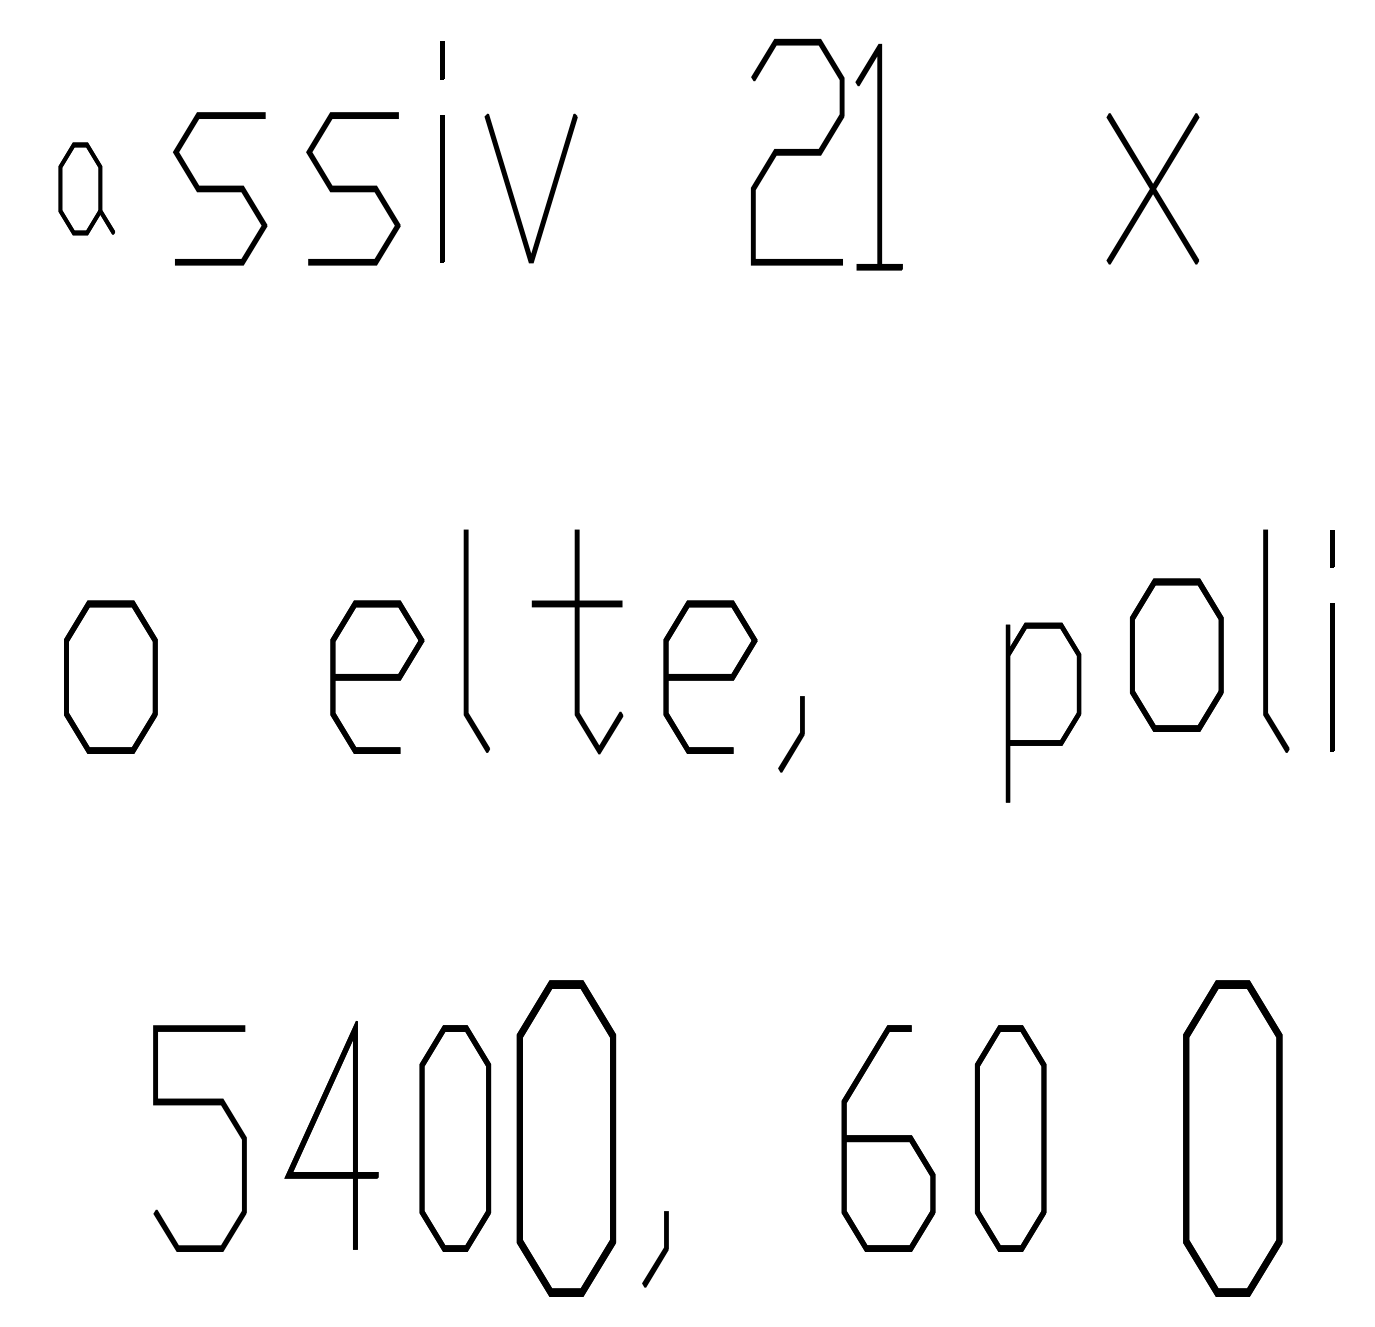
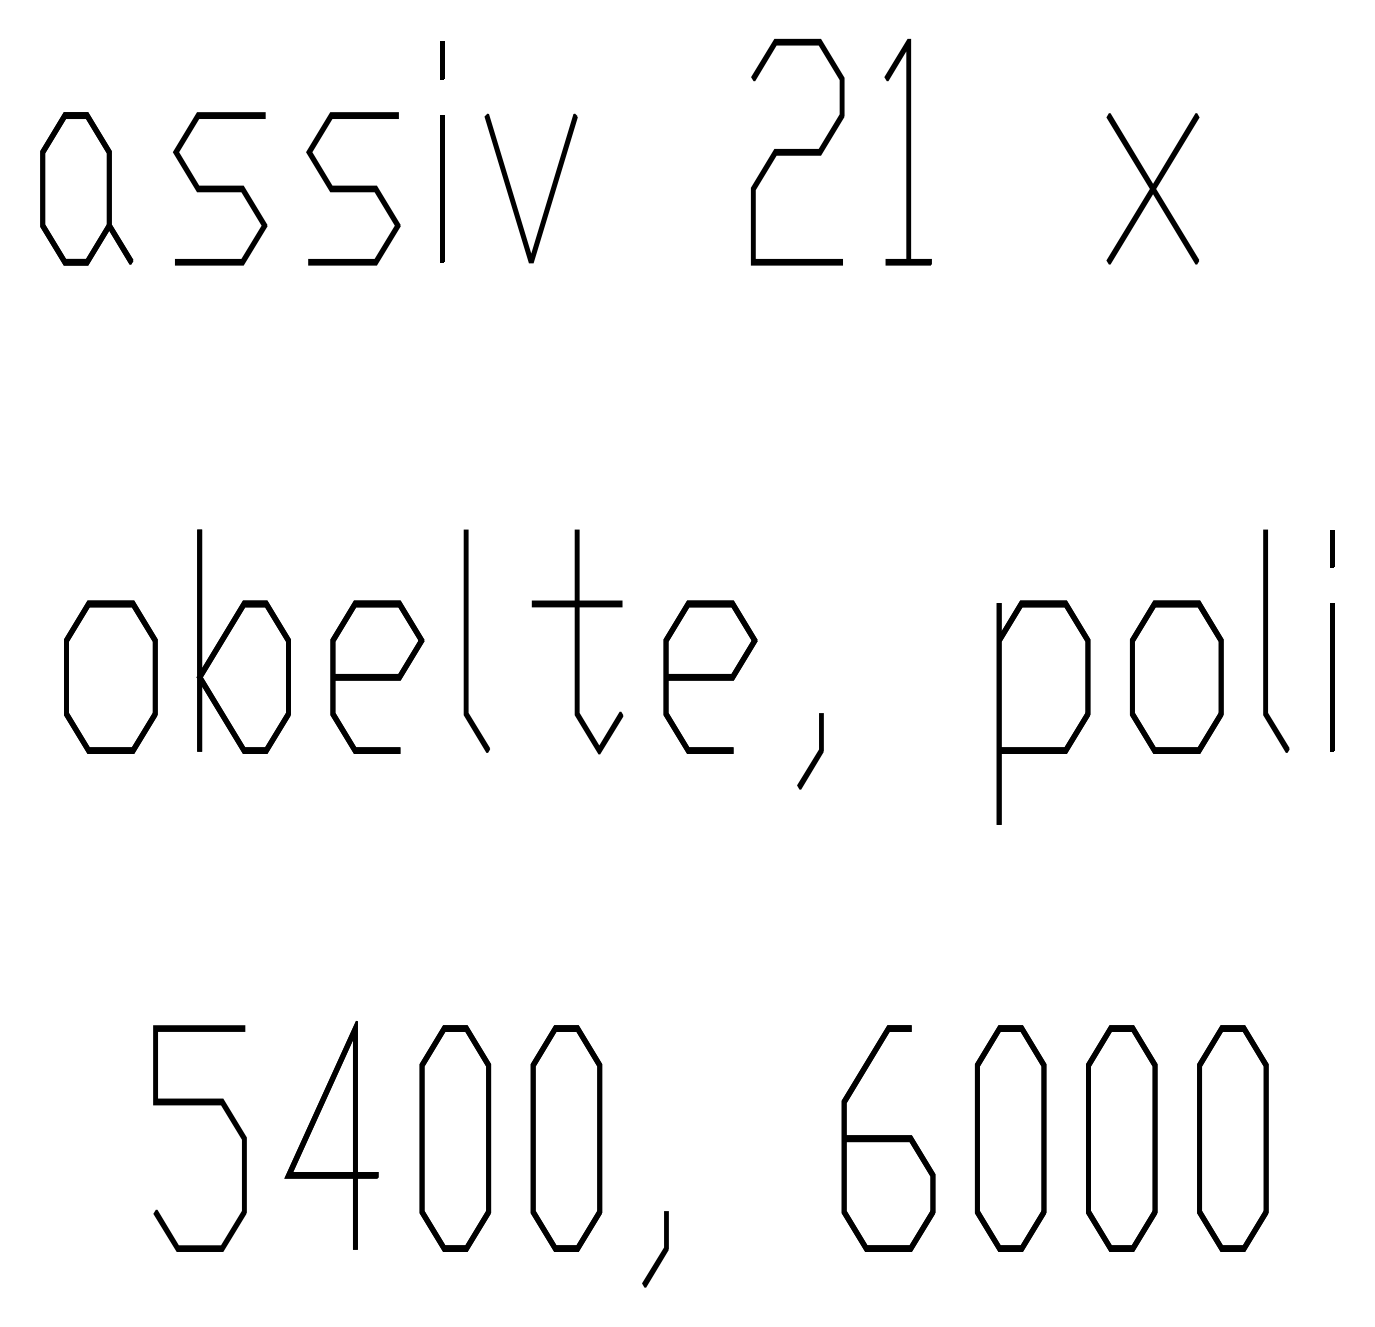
part position: (878, 156) -> (907, 151) (907, 151)
part size: 57x94 px -> 94x154 px (86, 188)
part: none -> present (243, 641)
part position: (1176, 654) -> (1176, 676) (1176, 676)
part size: 77x181 px -> 95x225 px (1043, 712)
part position: (797, 736) -> (816, 753) (816, 753)
part size: 101x317 px -> 73x227 px (566, 1138)
part: none -> present (1121, 1138)
part size: 100x317 px -> 72x227 px (1232, 1138)
